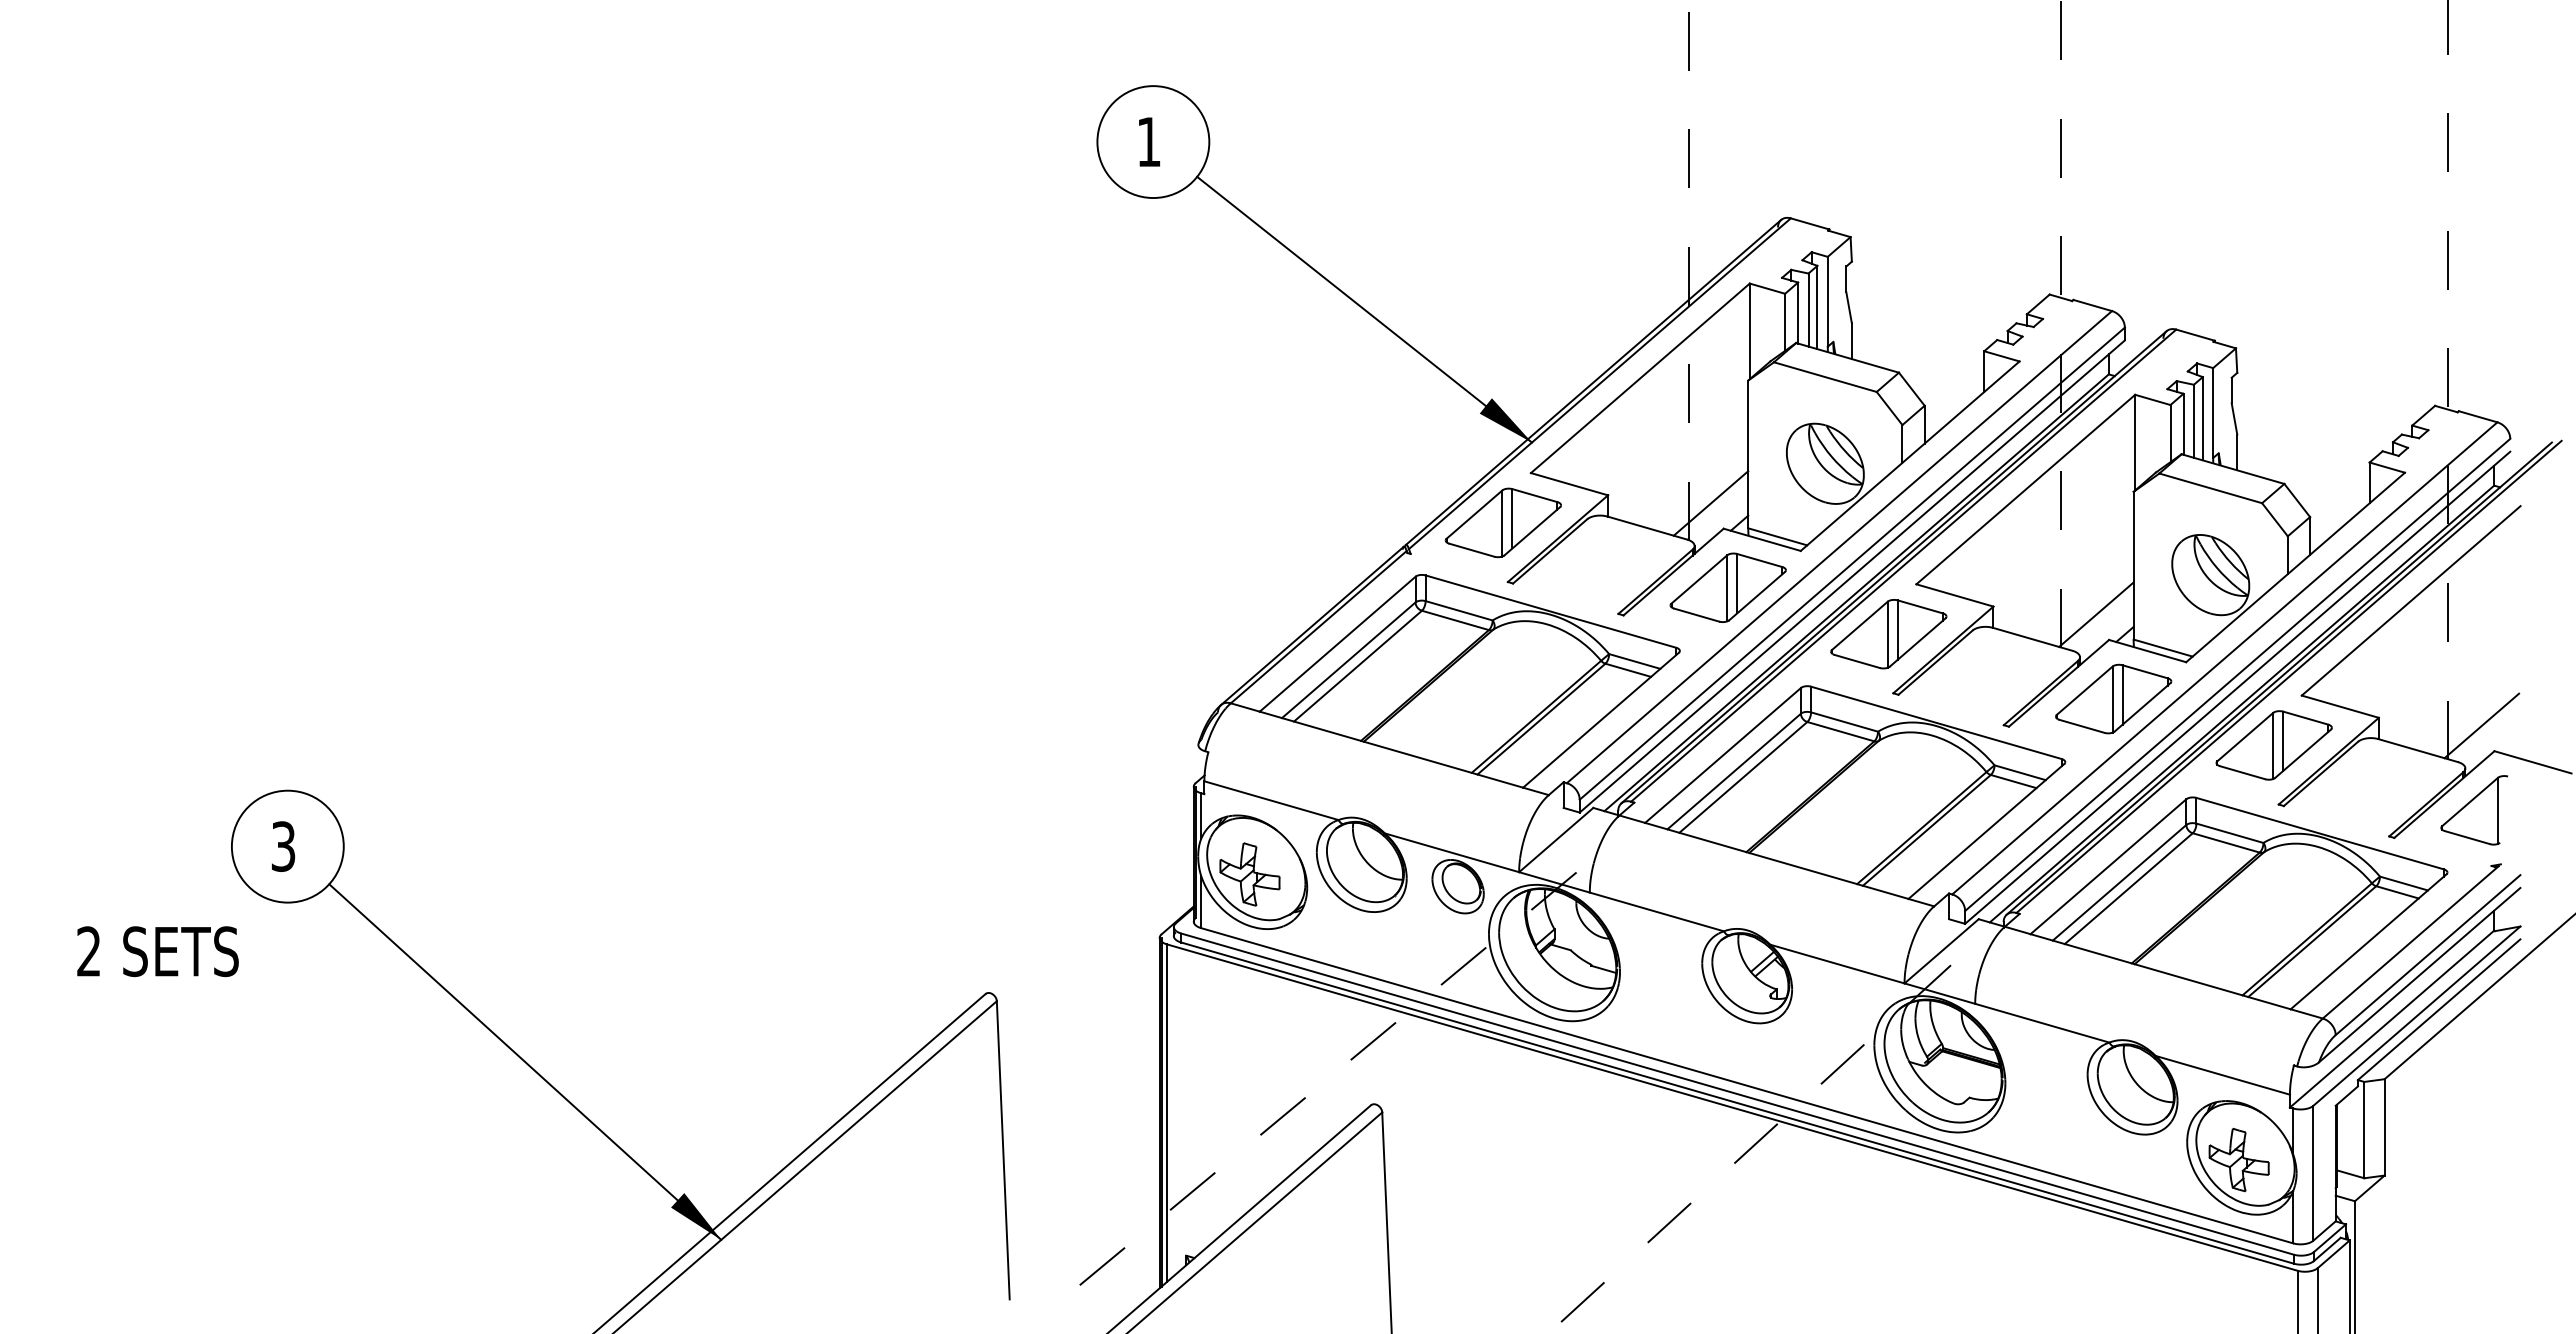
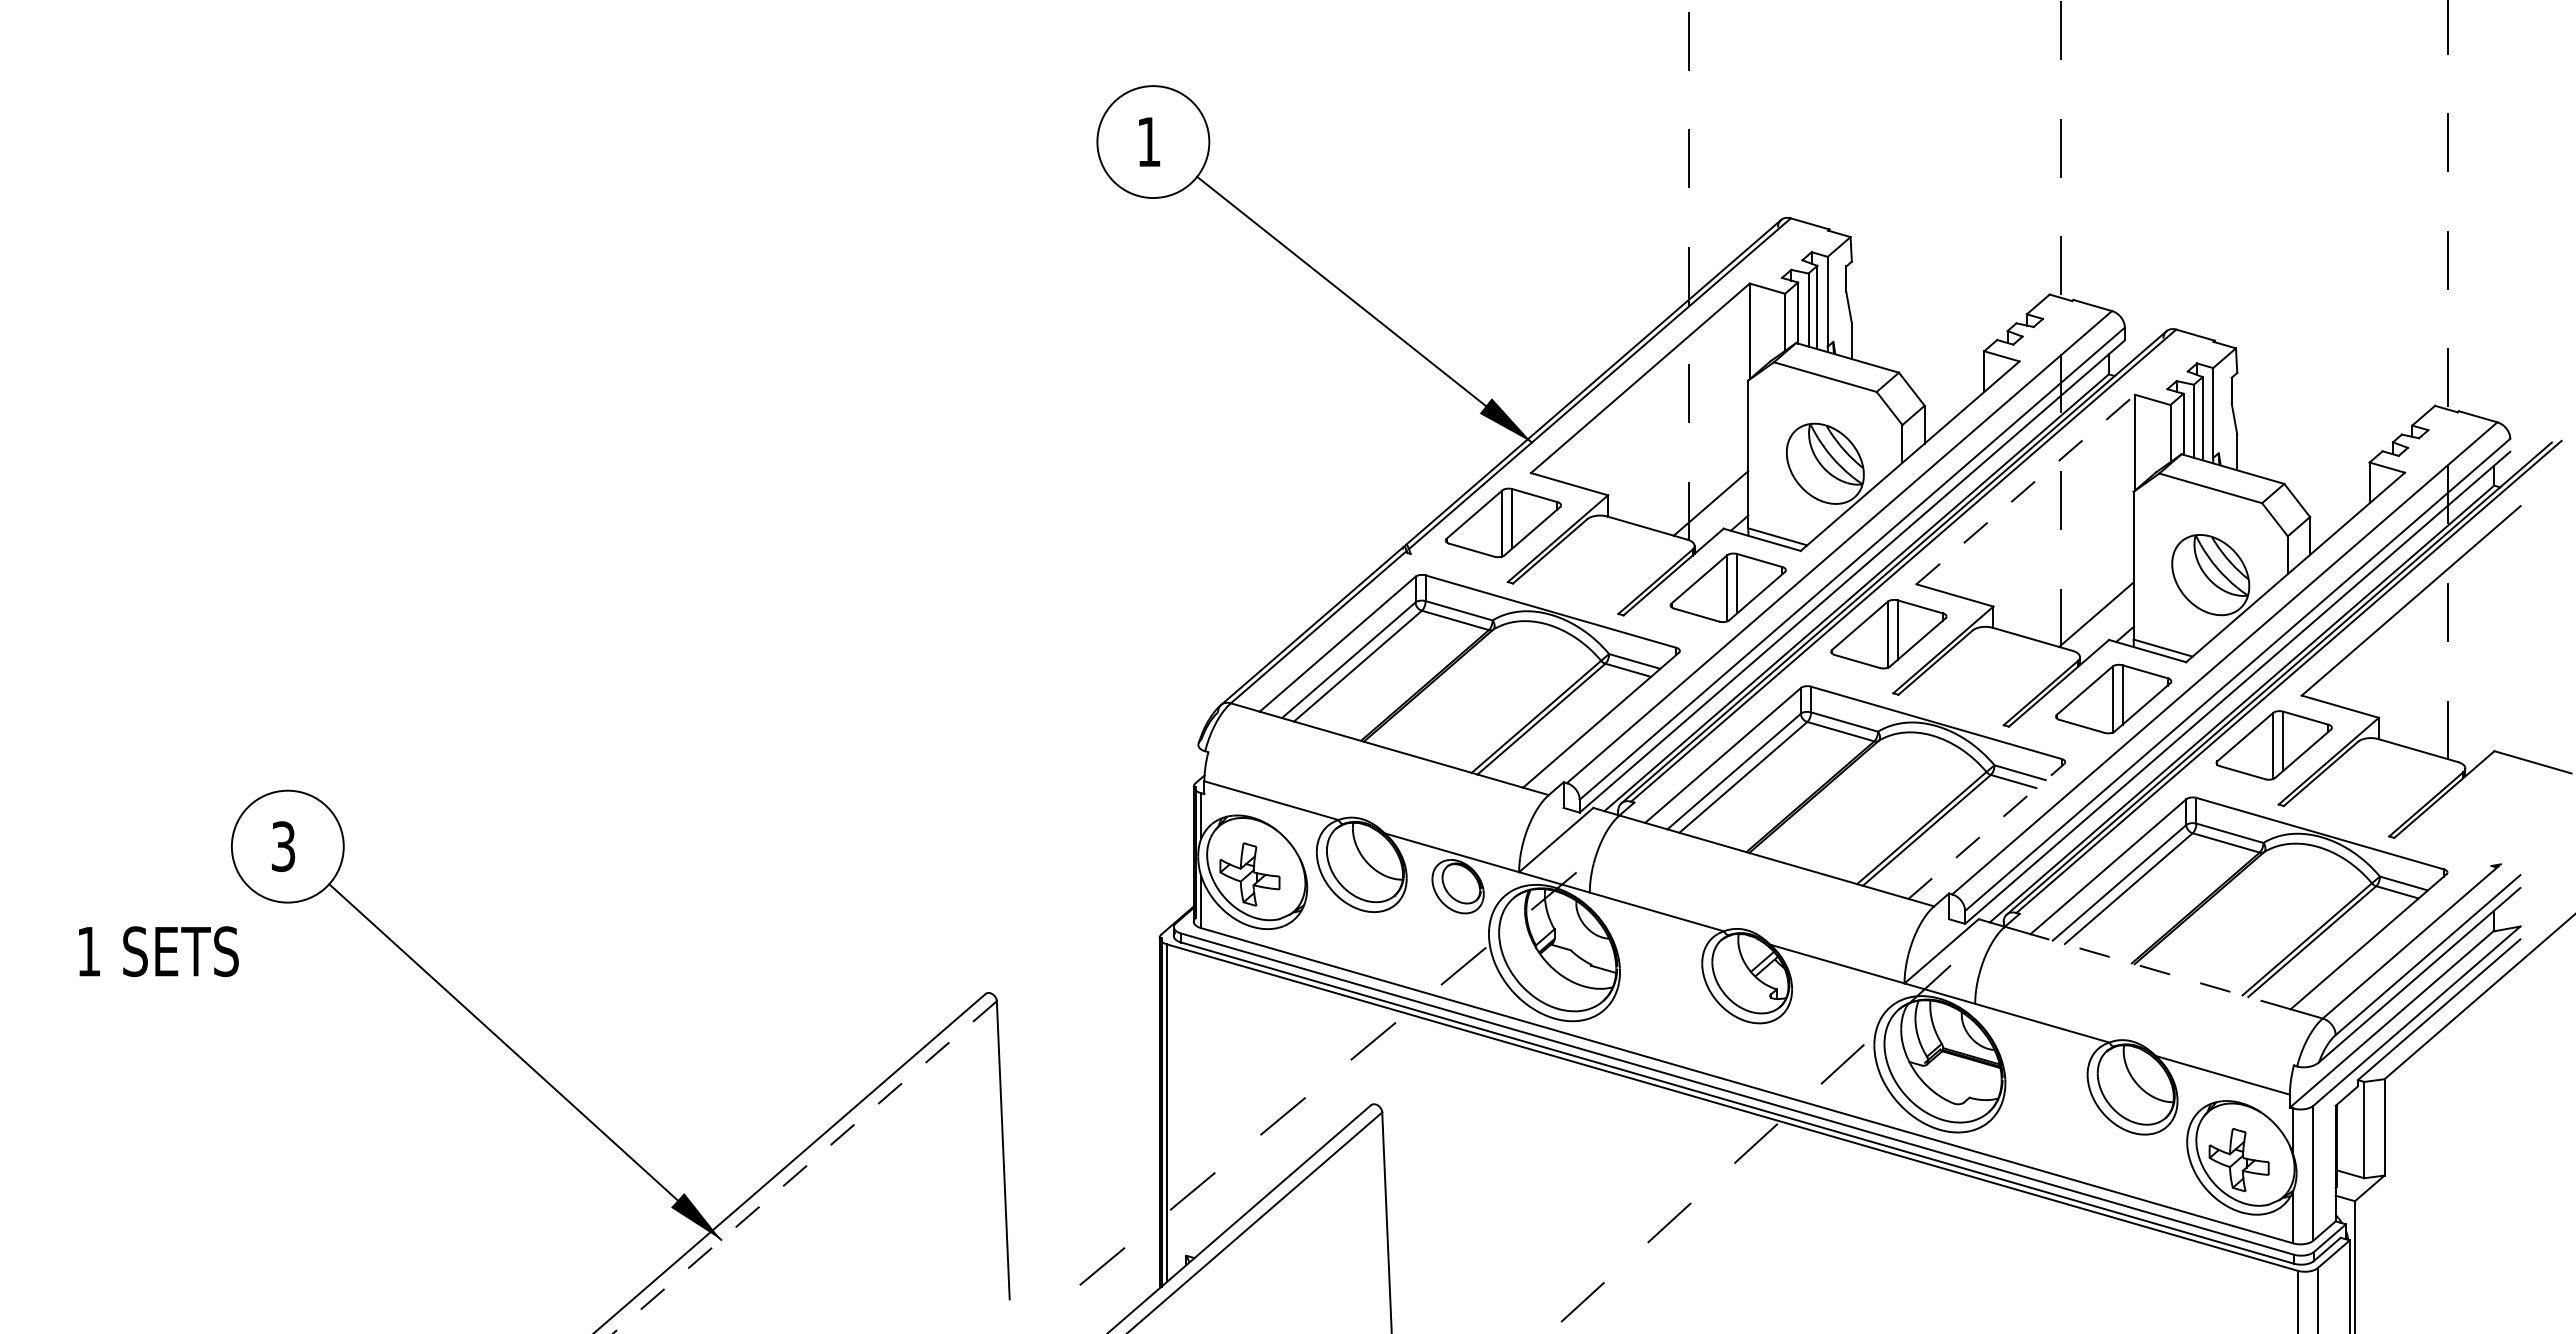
line: solid -> dashed (2025, 489)
line: present -> none (2481, 725)
part: present -> none (2474, 810)
line: solid -> dashed (1986, 831)
text: 2 -> 1 (88, 951)
line: solid -> dashed (2160, 971)
line: solid -> dashed (804, 1167)
